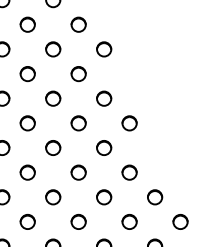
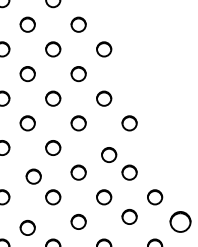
circle position: (104, 147) -> (109, 154) (109, 154)
circle position: (27, 172) -> (33, 176) (33, 176)
circle position: (27, 221) -> (27, 227) (27, 227)
circle position: (129, 221) -> (129, 216) (129, 216)
circle size: 17x16 px -> 23x22 px (180, 221)
